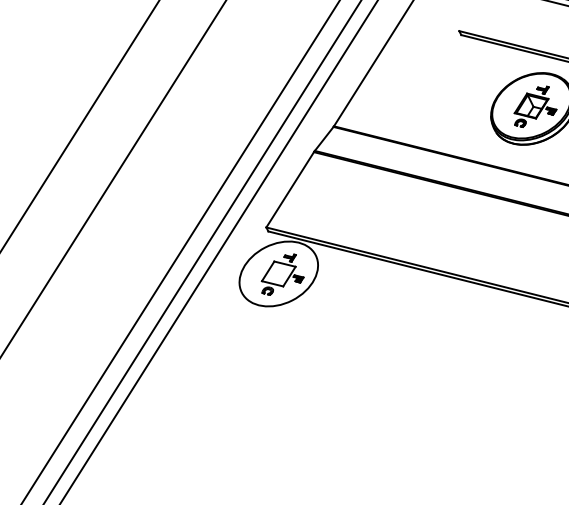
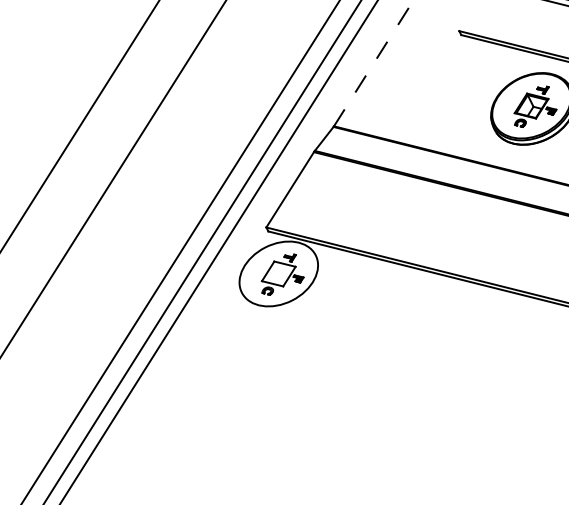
line: solid -> dashed (373, 63)
